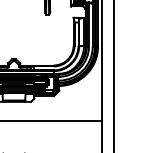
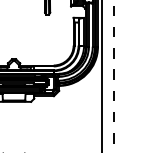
line: solid -> dashed (113, 76)
line: present -> none (52, 120)
